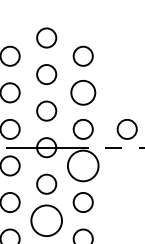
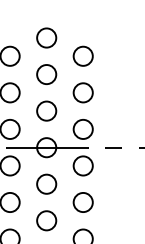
circle size: 27x26 px -> 22x22 px (82, 92)
circle: present -> none (126, 129)
circle diameter: 31 px -> 19 px (82, 165)
circle diameter: 31 px -> 19 px (46, 220)
